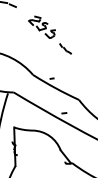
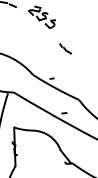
part position: (41, 26) -> (41, 16) (41, 16)
